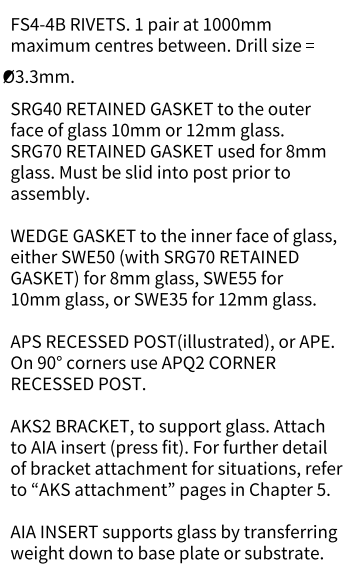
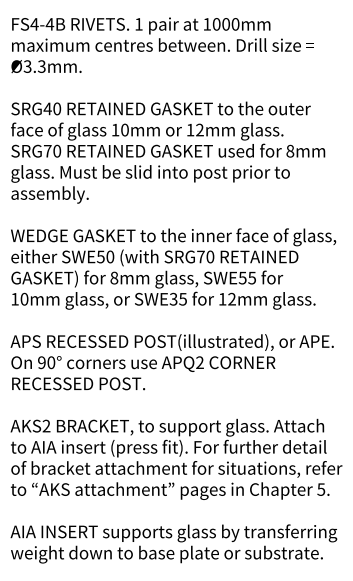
text position: (38, 76) -> (46, 66) (46, 66)
